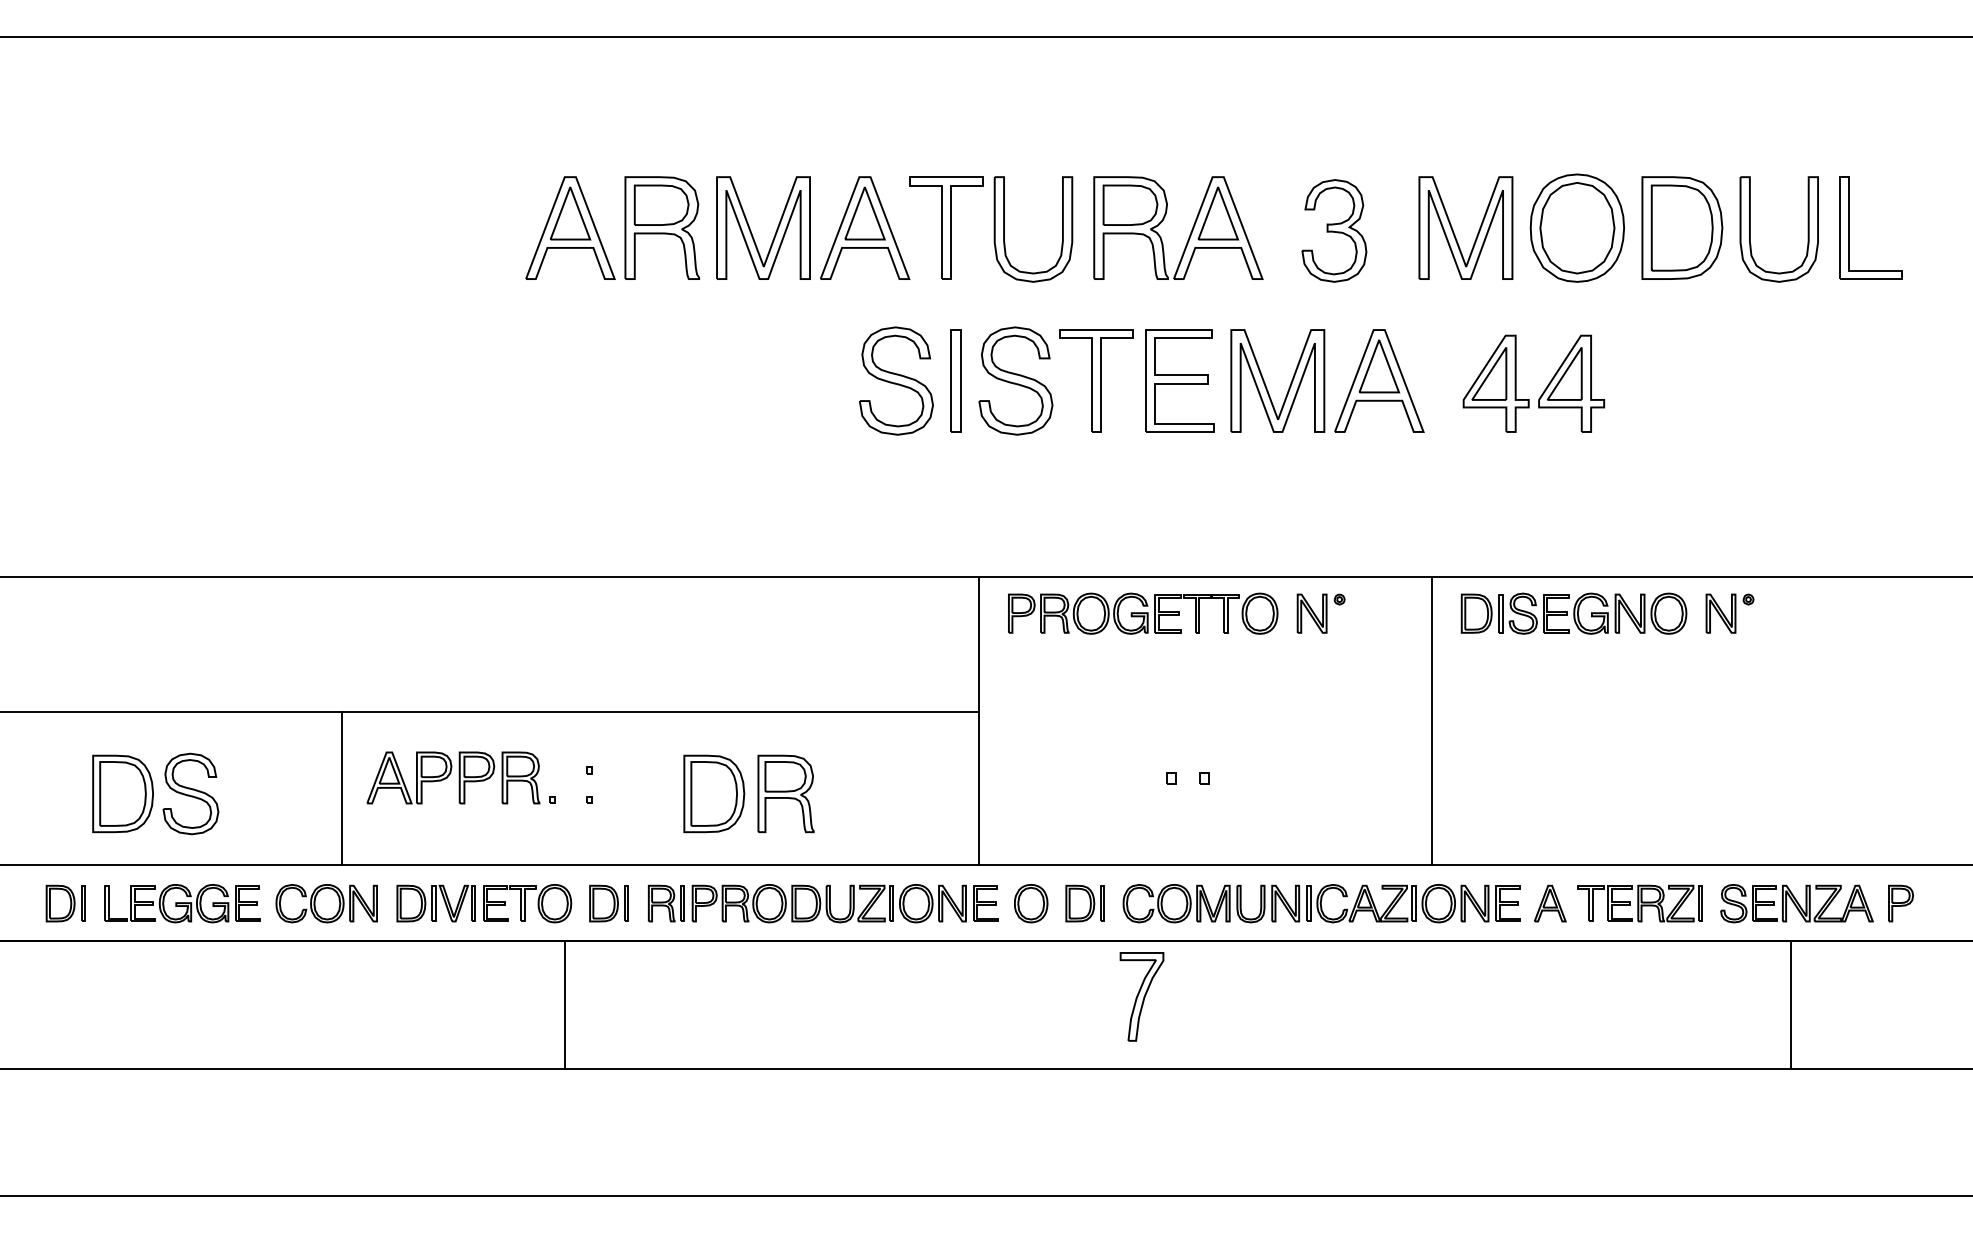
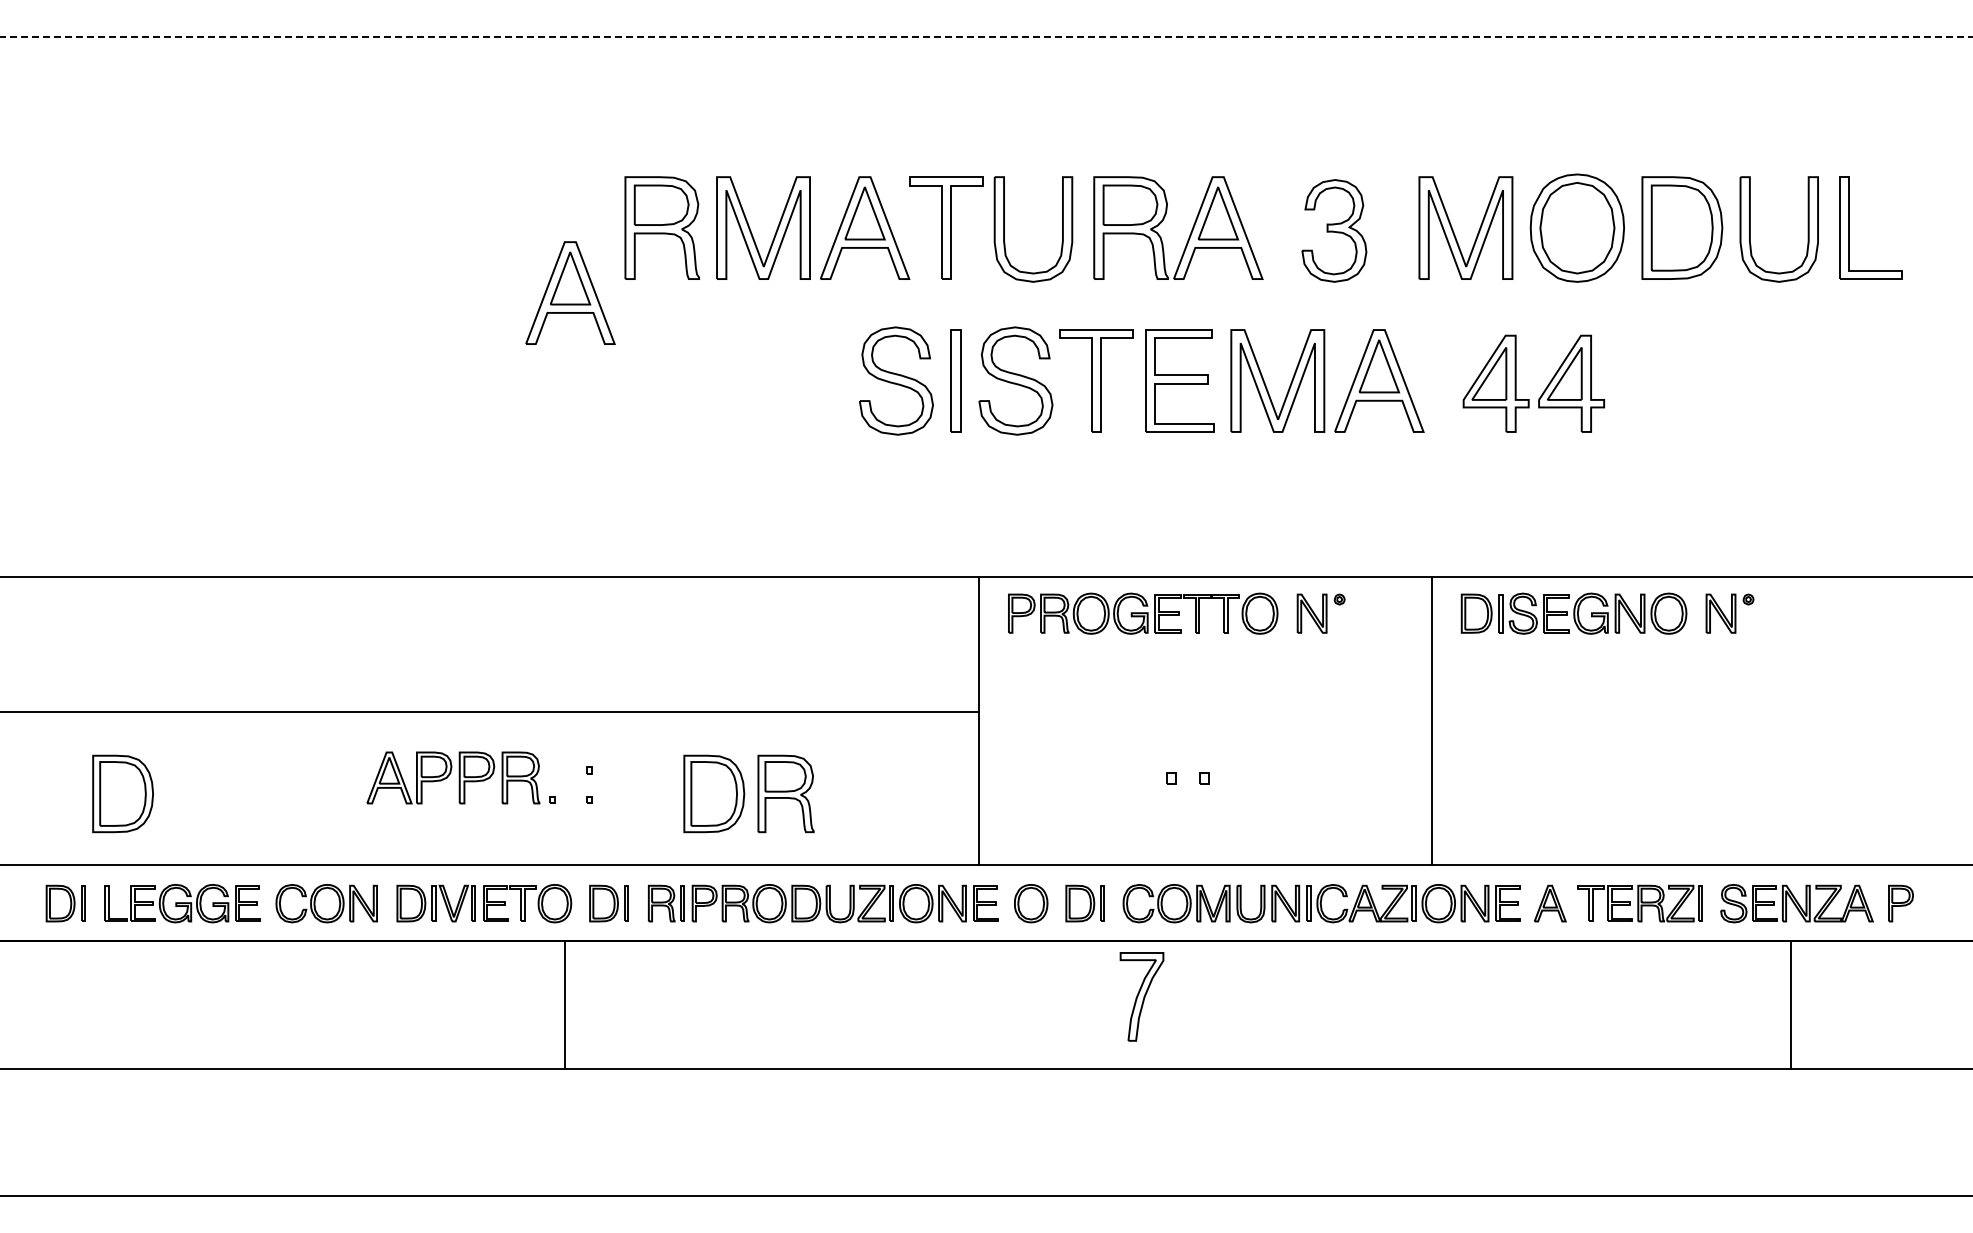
line: solid -> dashed (987, 36)
part position: (570, 227) -> (570, 292) (570, 292)
line: present -> none (342, 788)
part: present -> none (190, 793)
